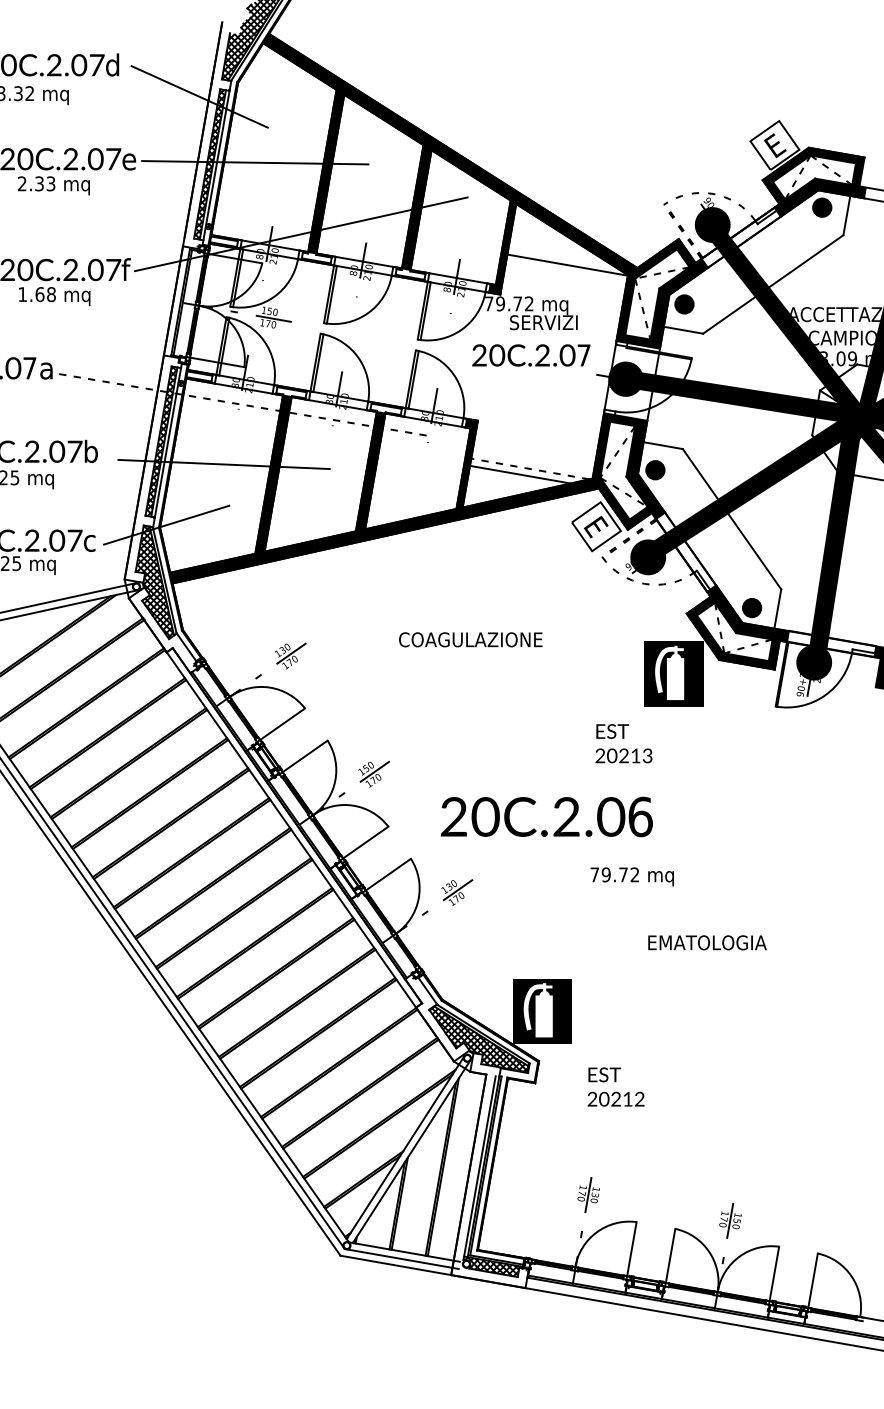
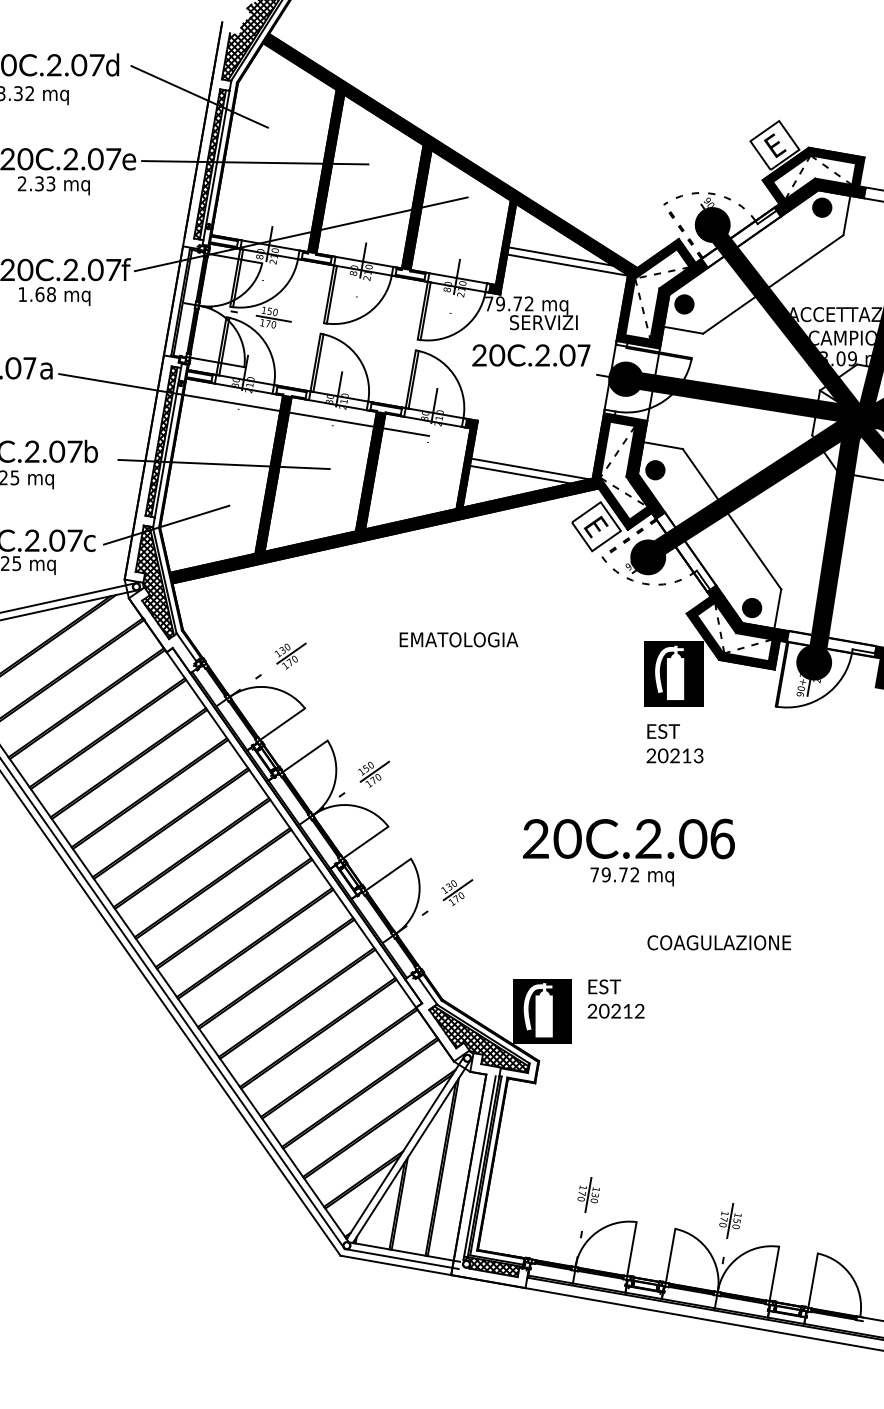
line: none -> present (560, 256)
line: dashed -> solid (244, 405)
line: dashed -> solid (530, 469)
text: COAGULAZIONE -> EMATOLOGIA (470, 639)
text position: (623, 743) -> (674, 743) (674, 743)
text position: (546, 816) -> (628, 838) (628, 838)
text: EMATOLOGIA -> COAGULAZIONE (718, 942)
text position: (615, 1086) -> (615, 998) (615, 998)
